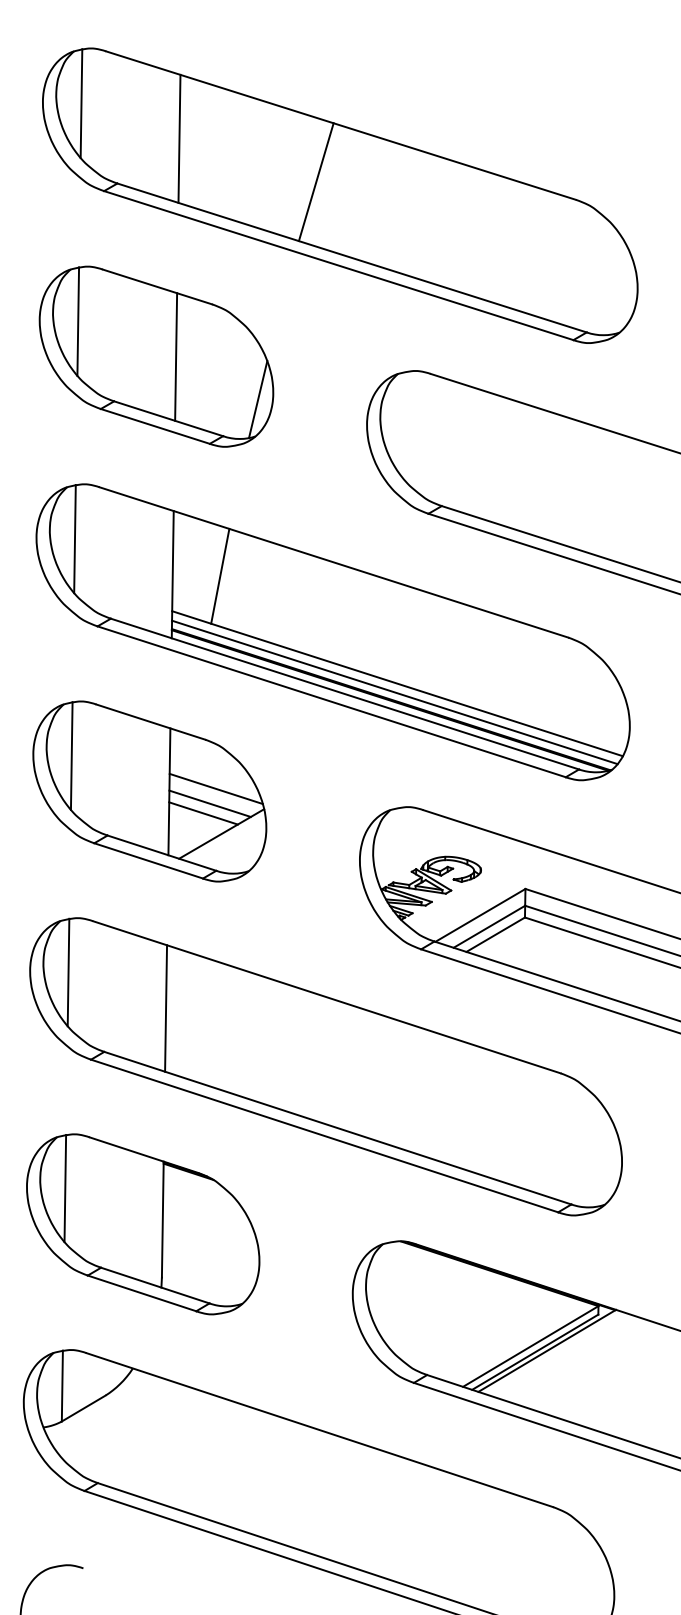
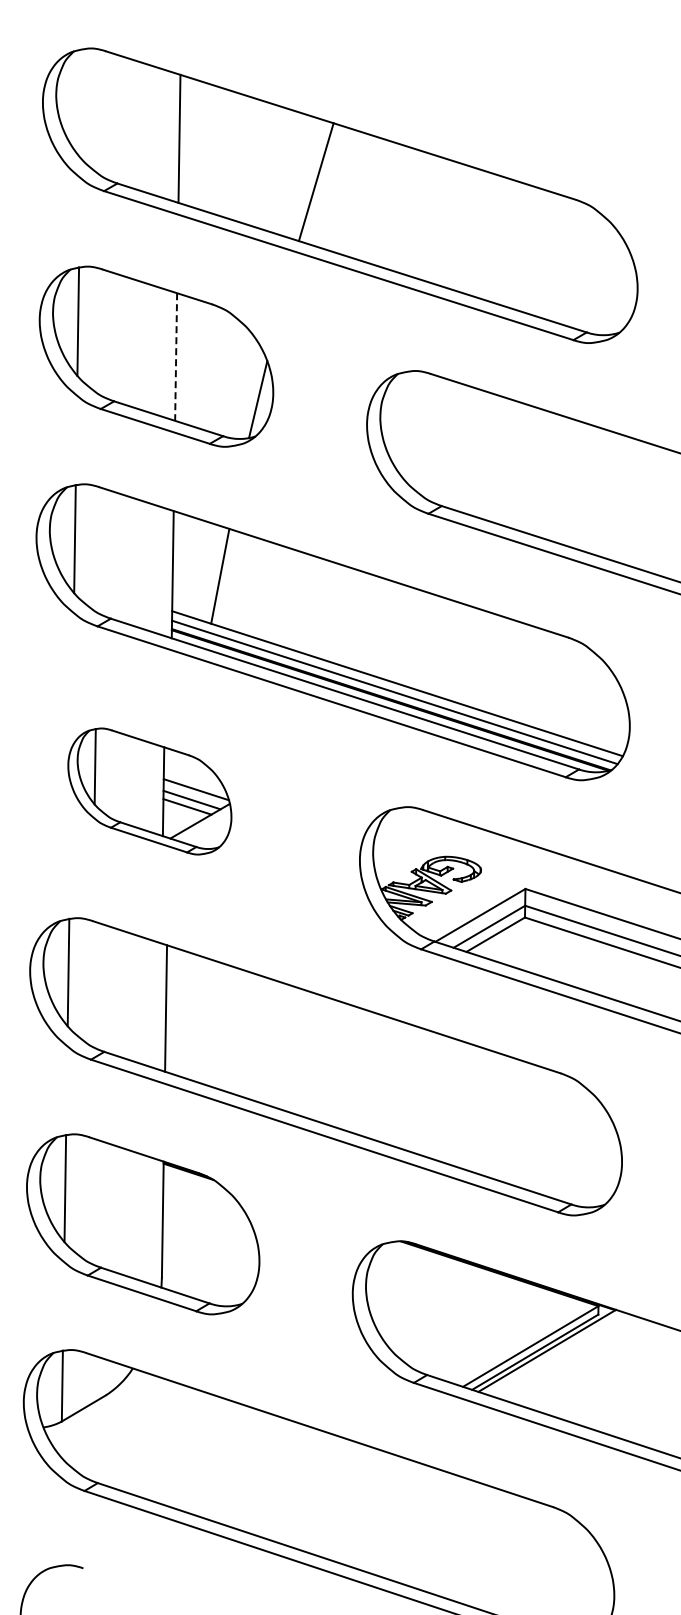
line: present -> none (81, 103)
line: solid -> dashed (176, 357)
part size: 236x183 px -> 166x129 px (149, 791)
